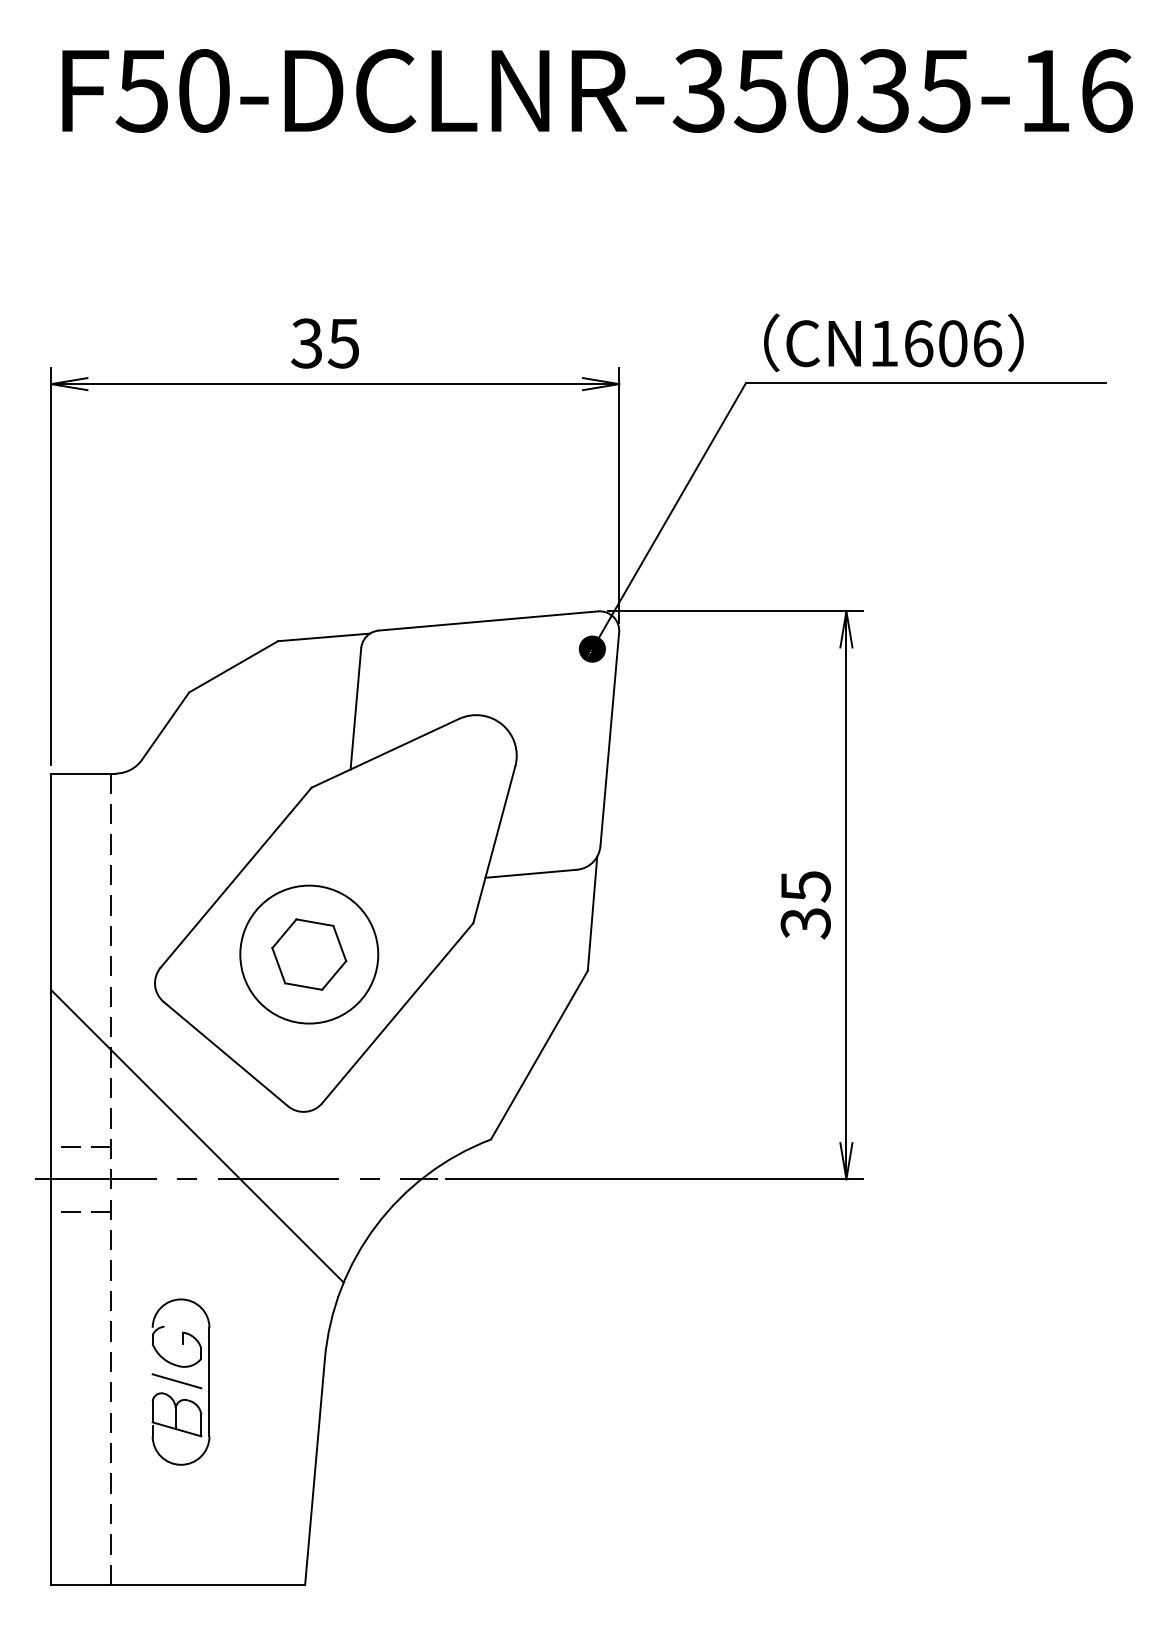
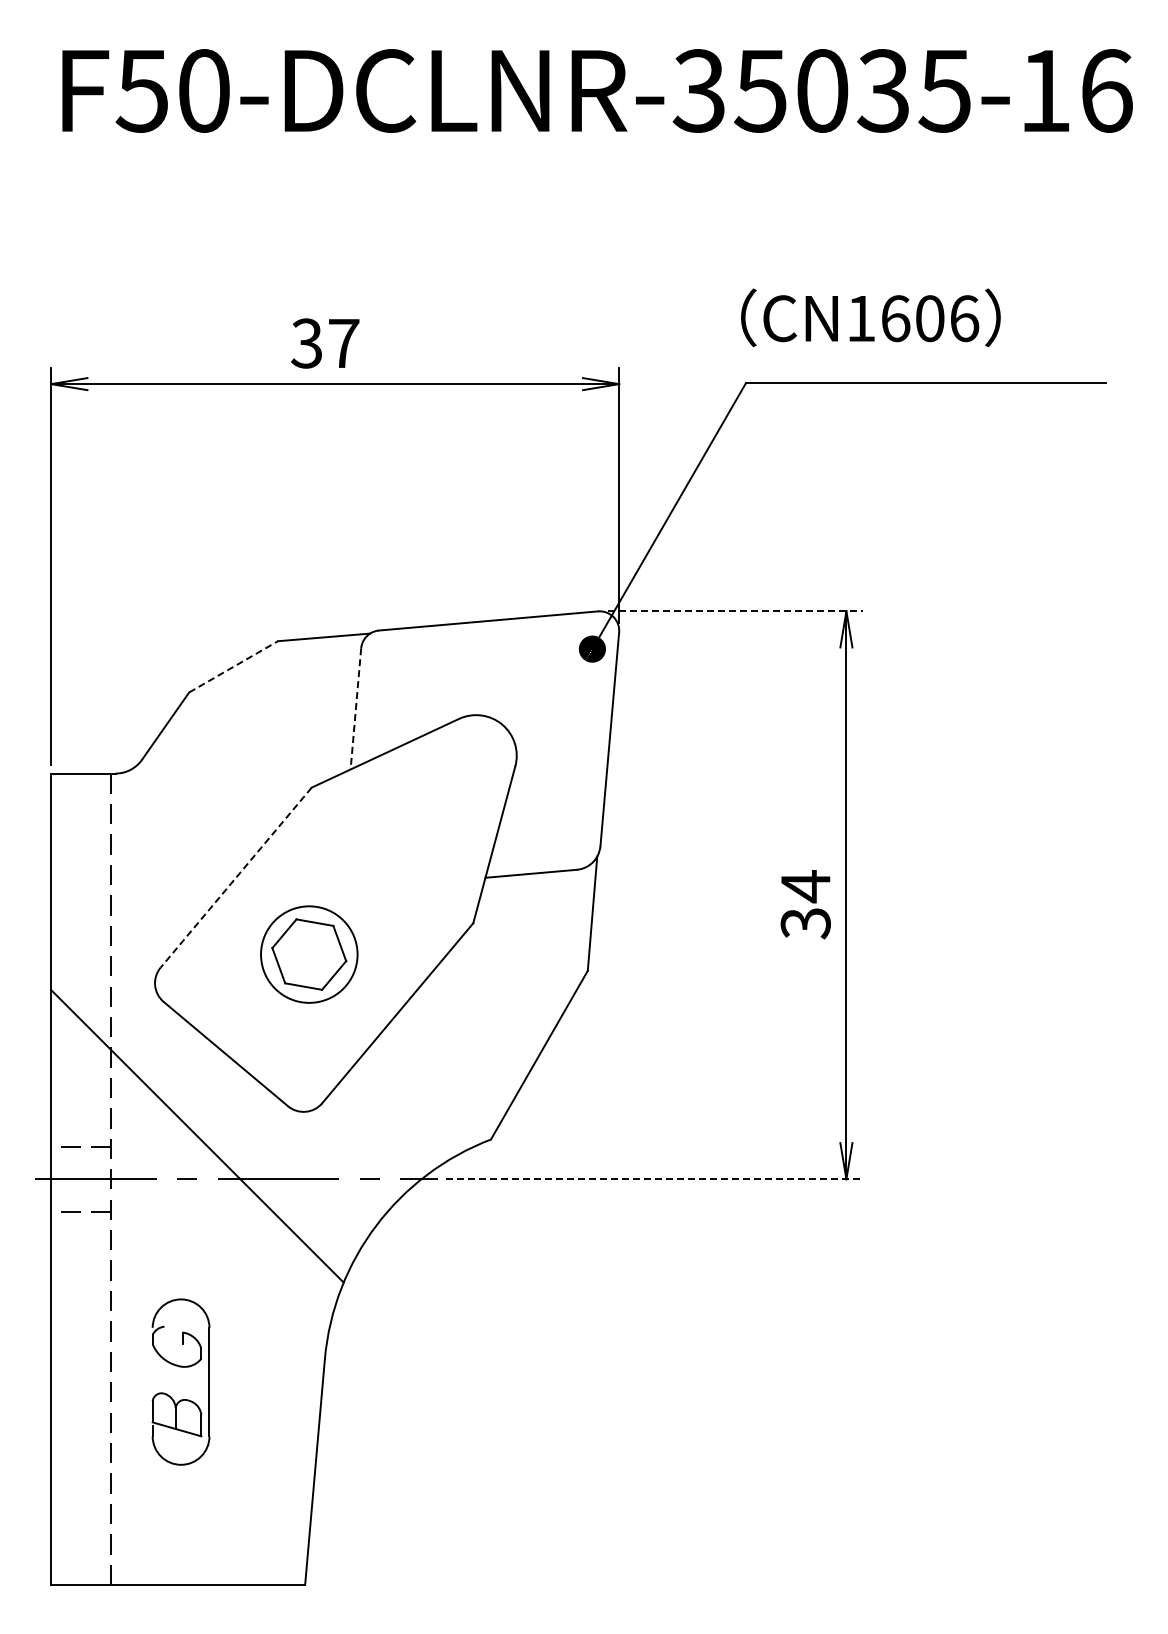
text position: (893, 342) -> (870, 317) (870, 317)
text: 35 -> 37 (343, 343)
line: solid -> dashed (735, 611)
line: solid -> dashed (234, 666)
line: solid -> dashed (355, 708)
line: solid -> dashed (235, 878)
text: 35 -> 34 (805, 886)
circle diameter: 138 px -> 97 px (309, 954)
line: solid -> dashed (654, 1179)
line: present -> none (176, 1381)
